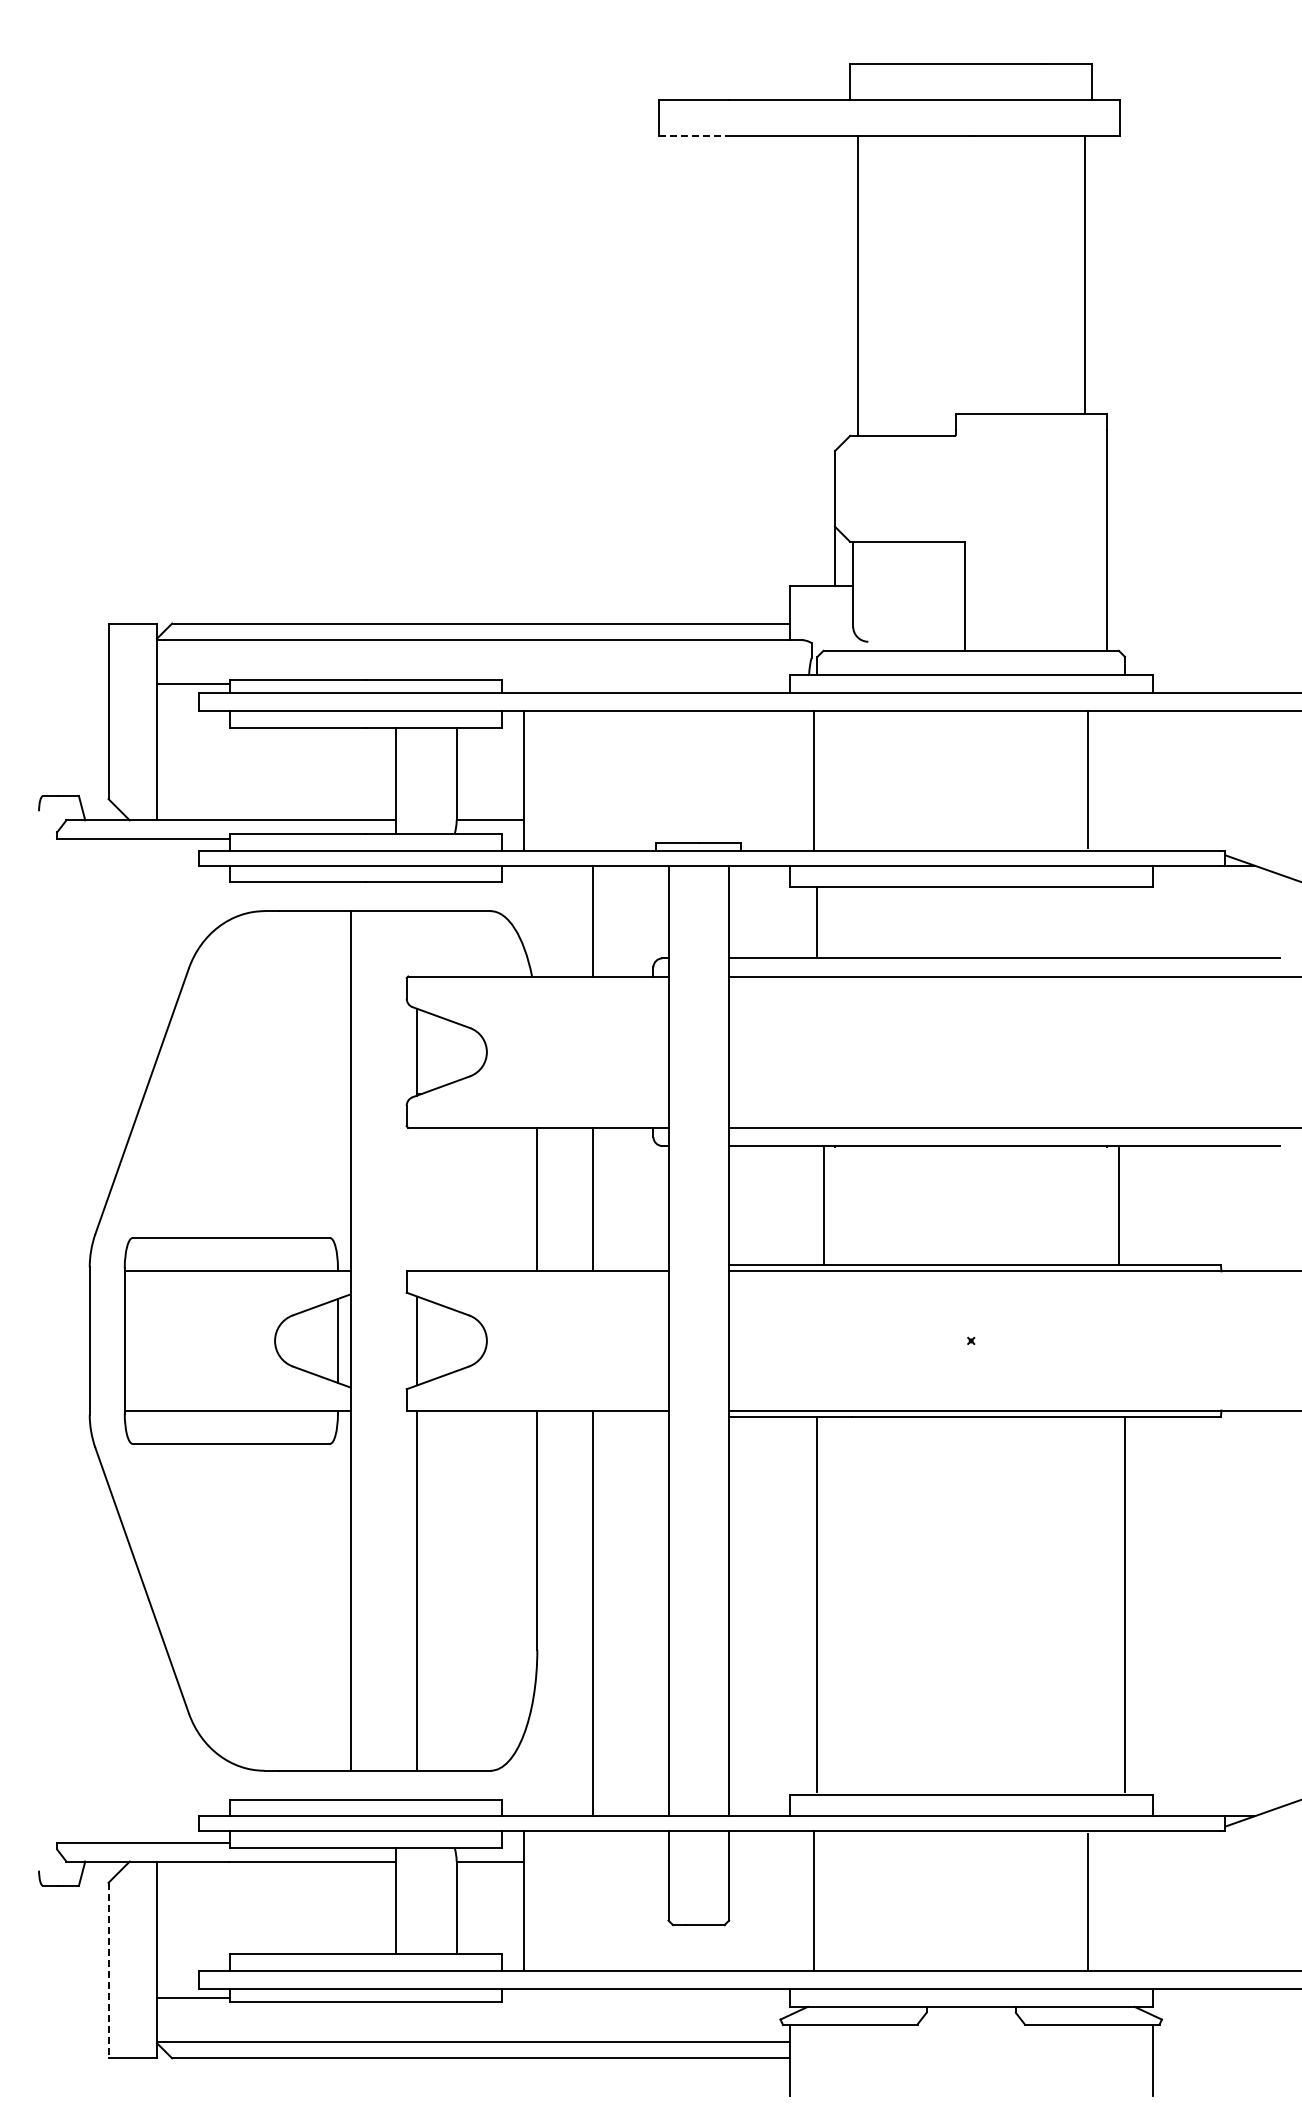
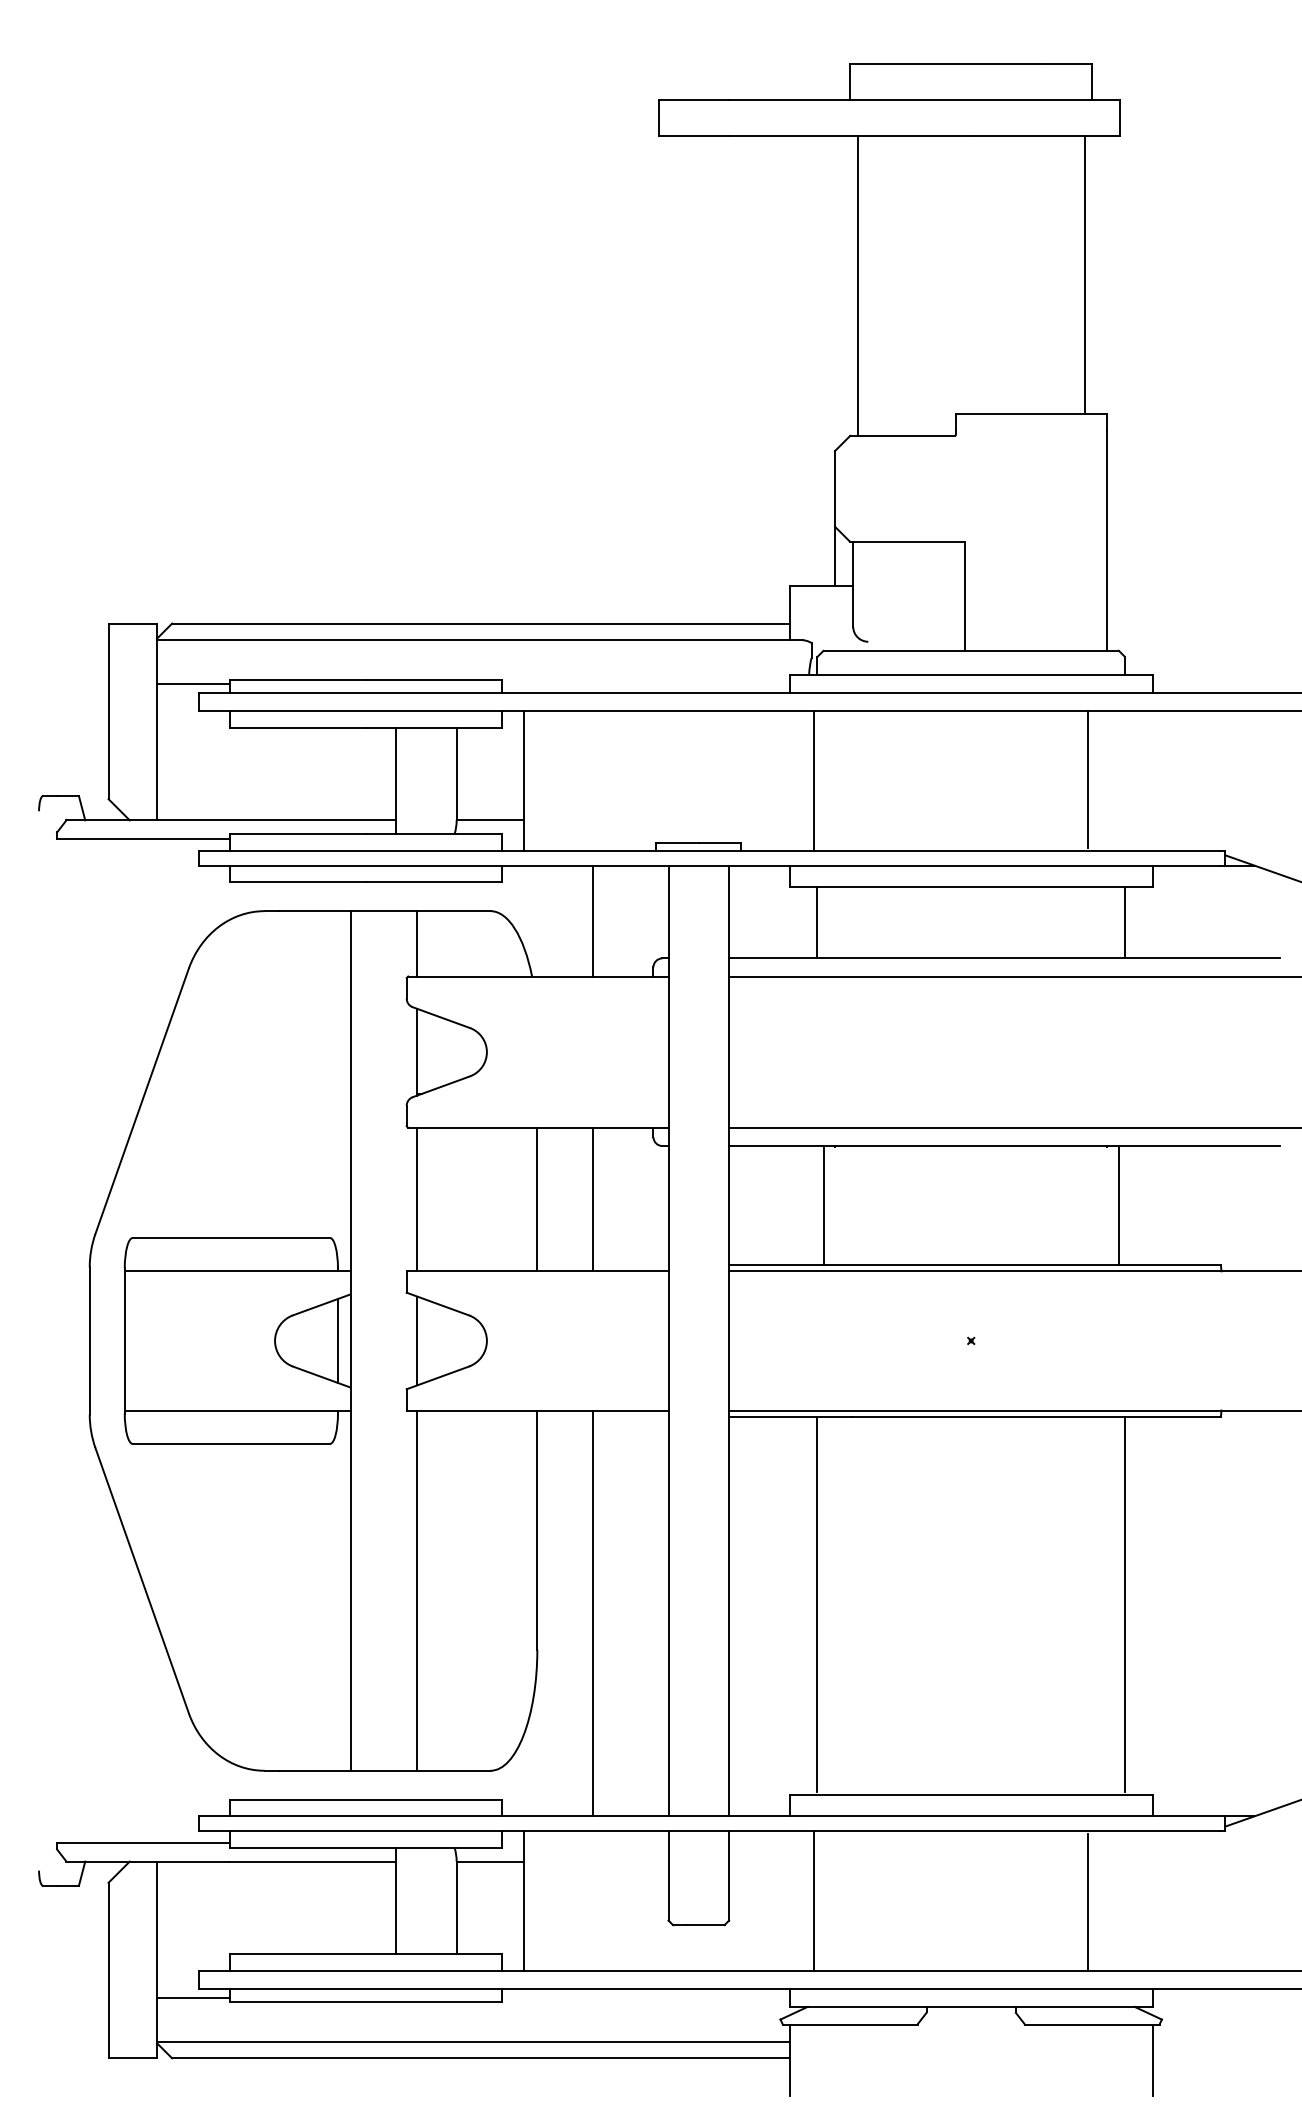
line: dashed -> solid (694, 136)
line: none -> present (1124, 921)
line: none -> present (417, 943)
line: none -> present (417, 1199)
line: dashed -> solid (108, 1970)
